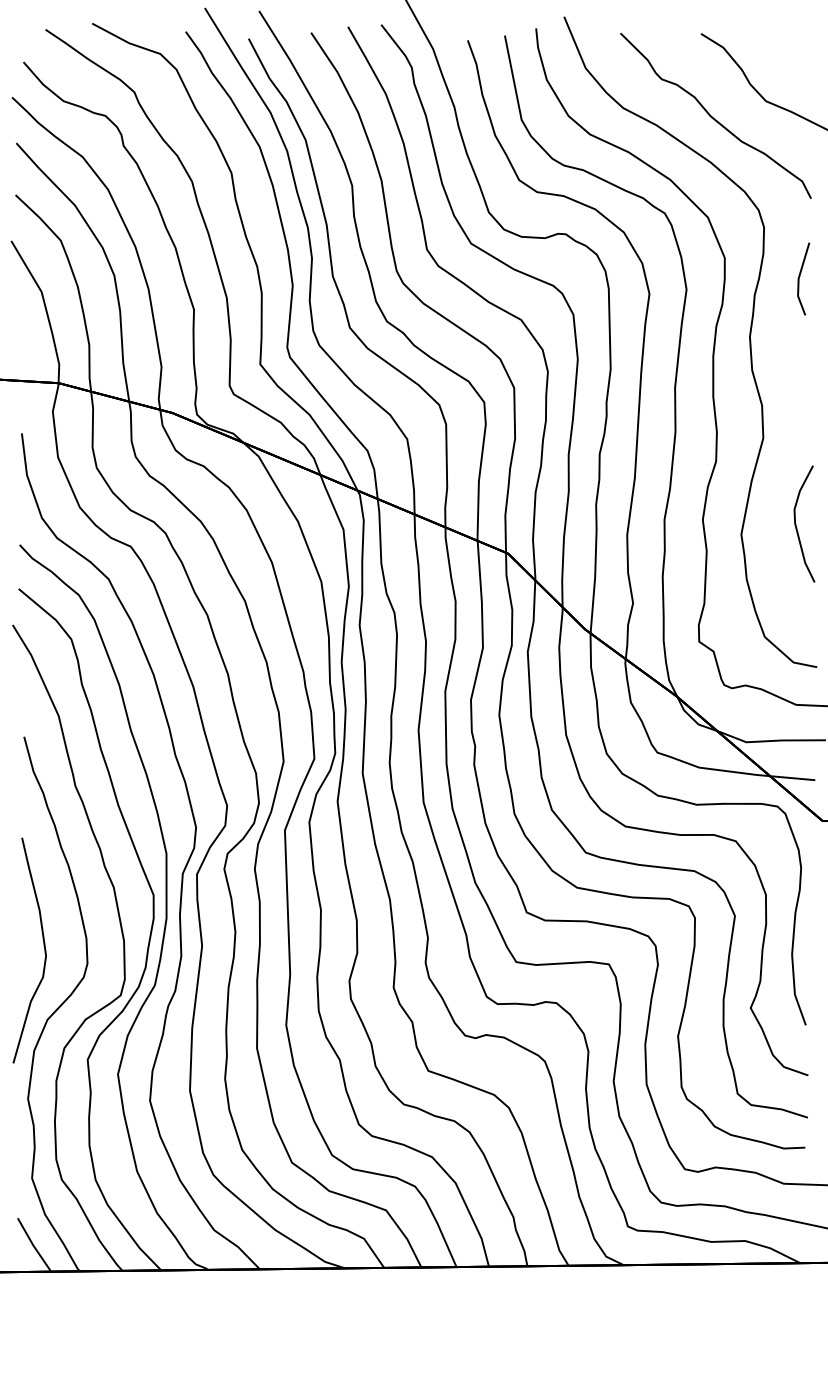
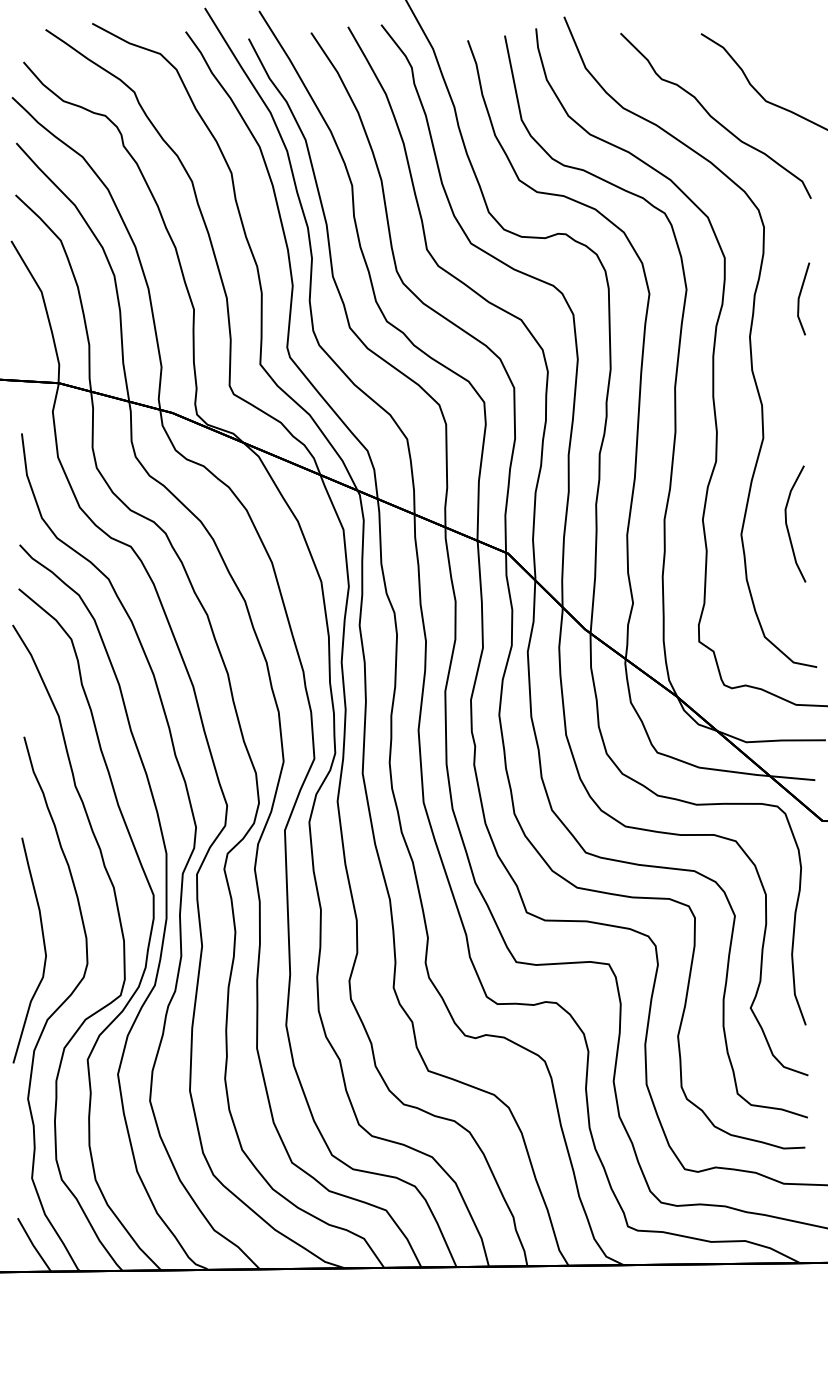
line position: (800, 276) -> (800, 296) (800, 296)
curve position: (796, 523) -> (787, 523) (787, 523)
